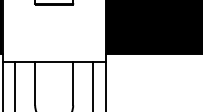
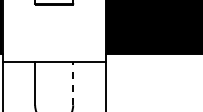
line: solid -> dashed (73, 83)
line: present -> none (15, 85)
line: present -> none (93, 85)
